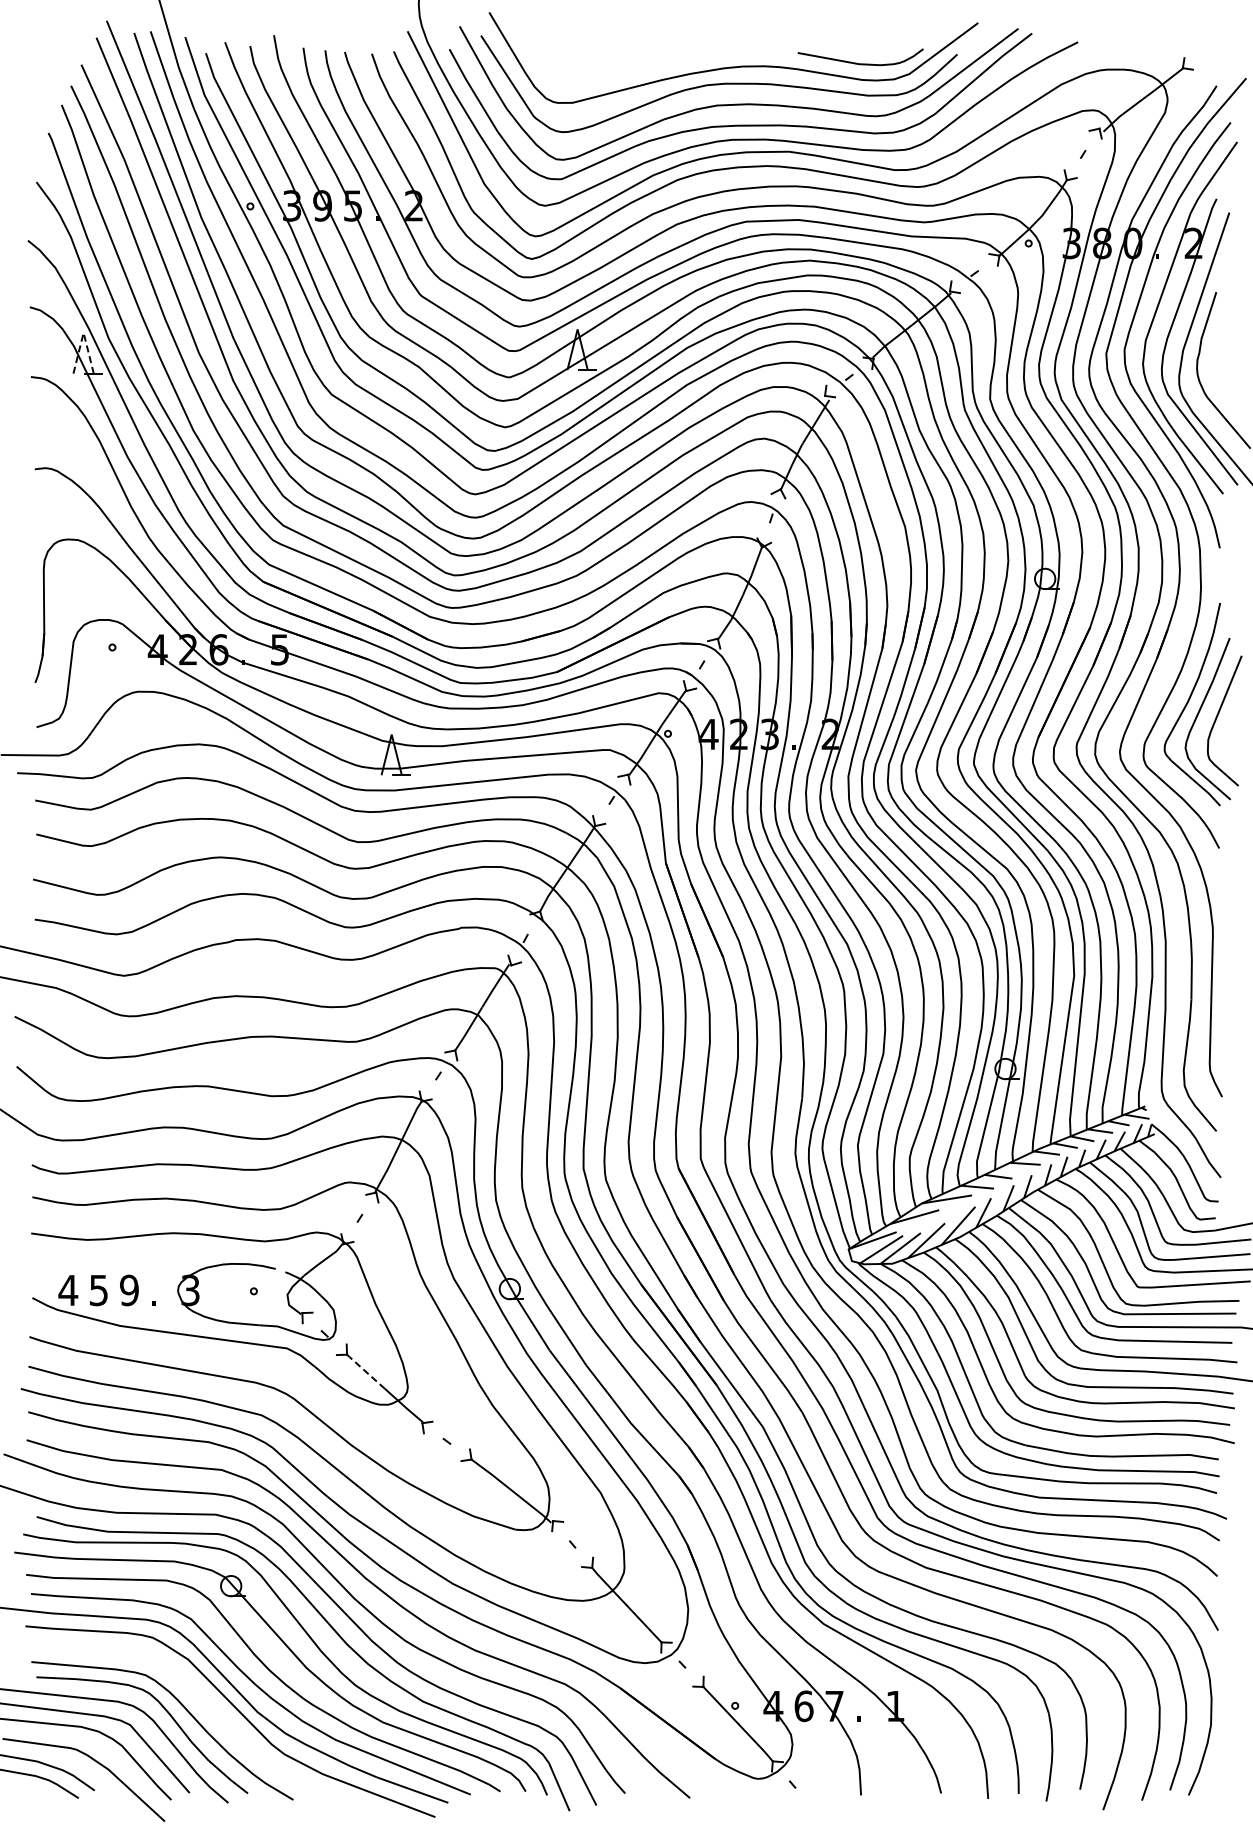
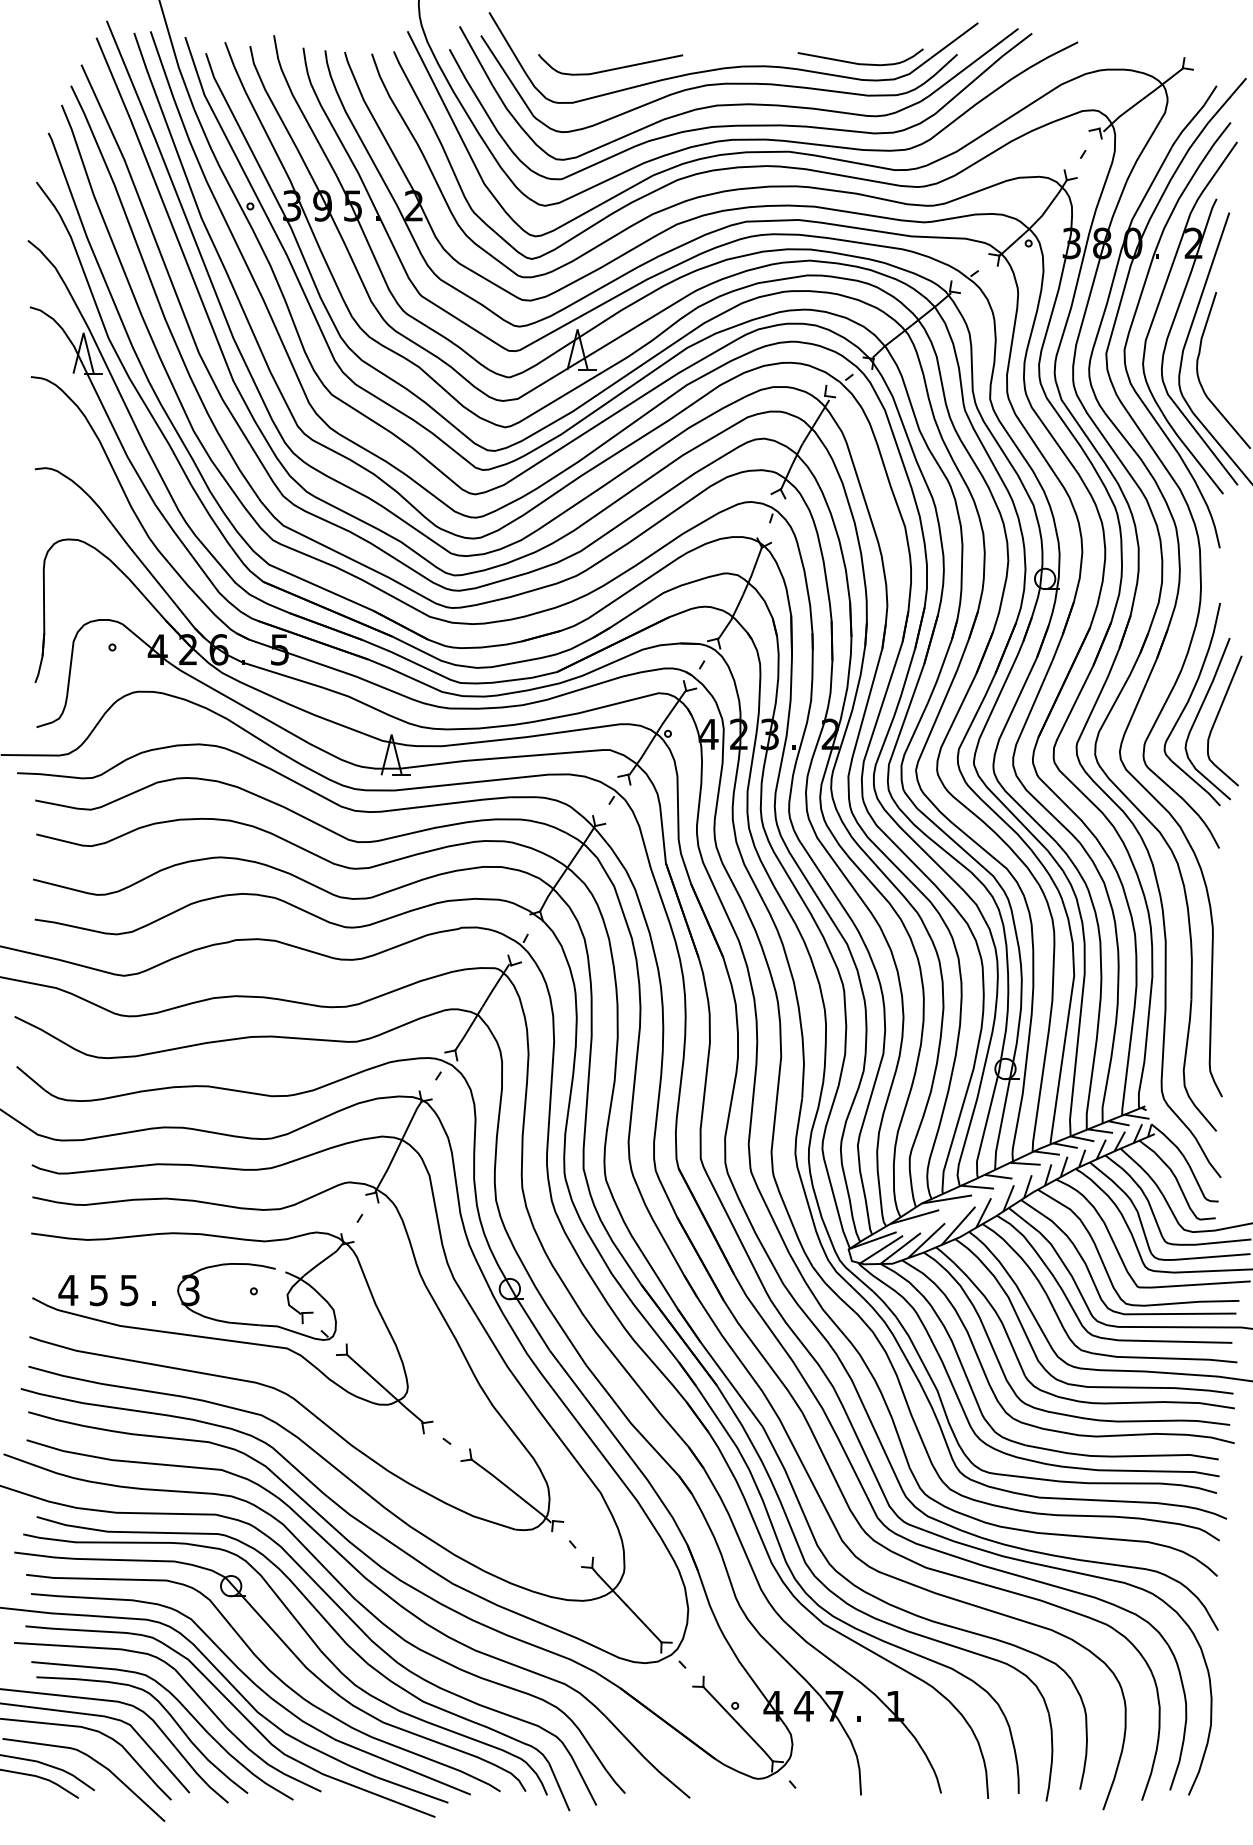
curve: none -> present (611, 68)
line: dashed -> solid (83, 332)
text: 9 -> 5 (129, 1290)
line: dashed -> solid (365, 1371)
curve: none -> present (195, 1694)
text: 6 -> 4 (803, 1706)
